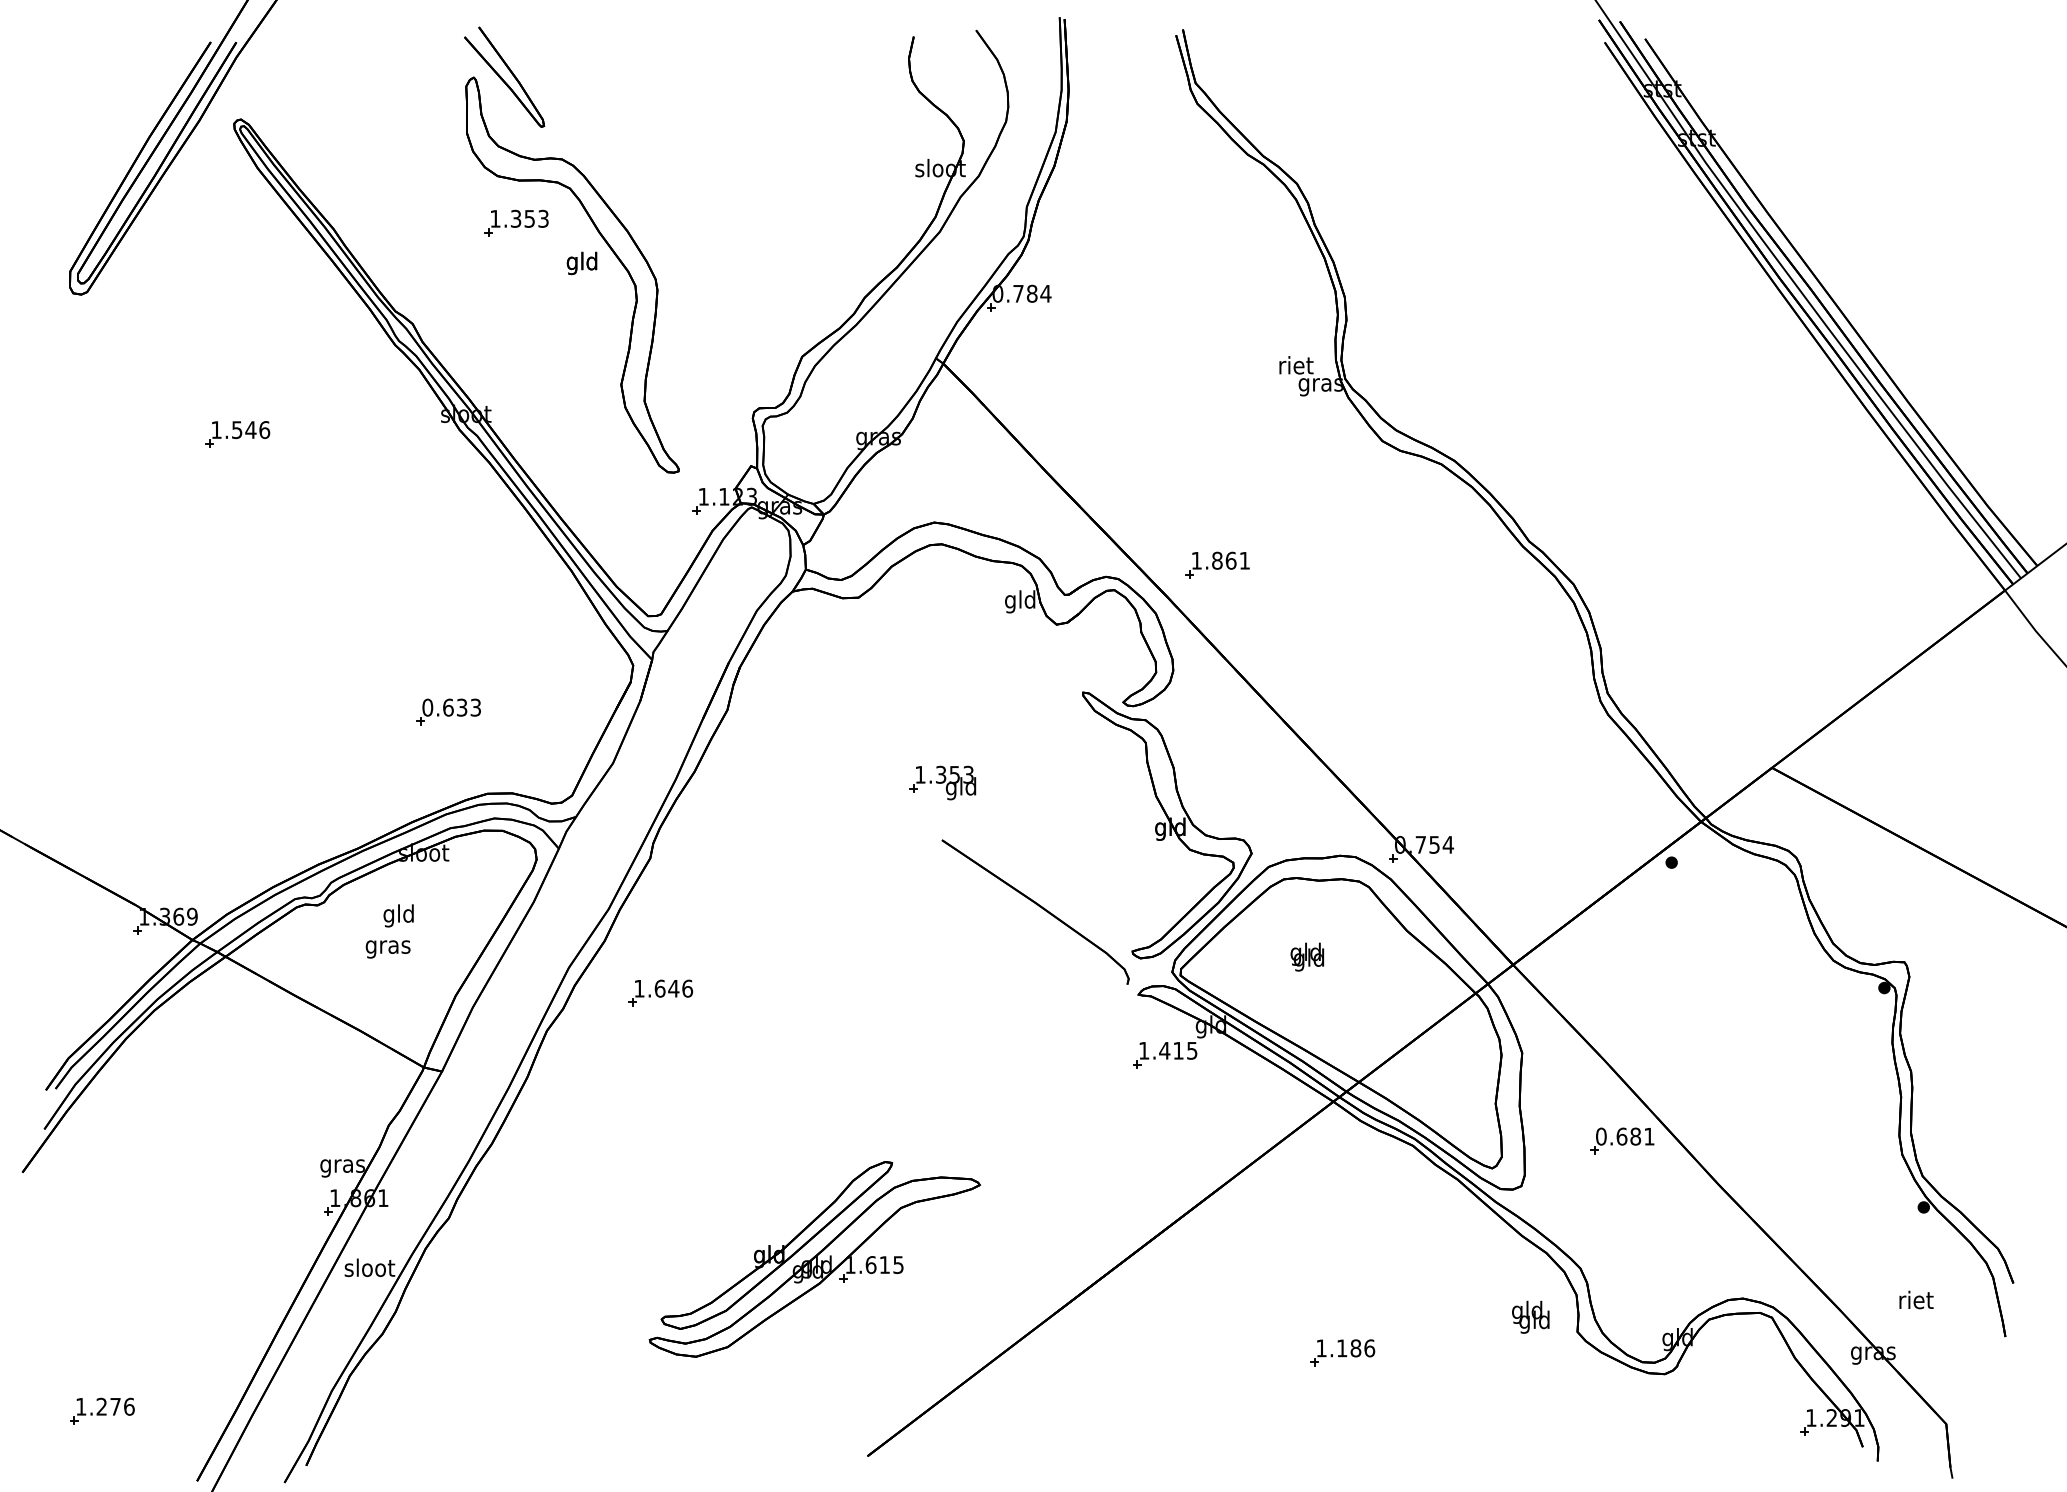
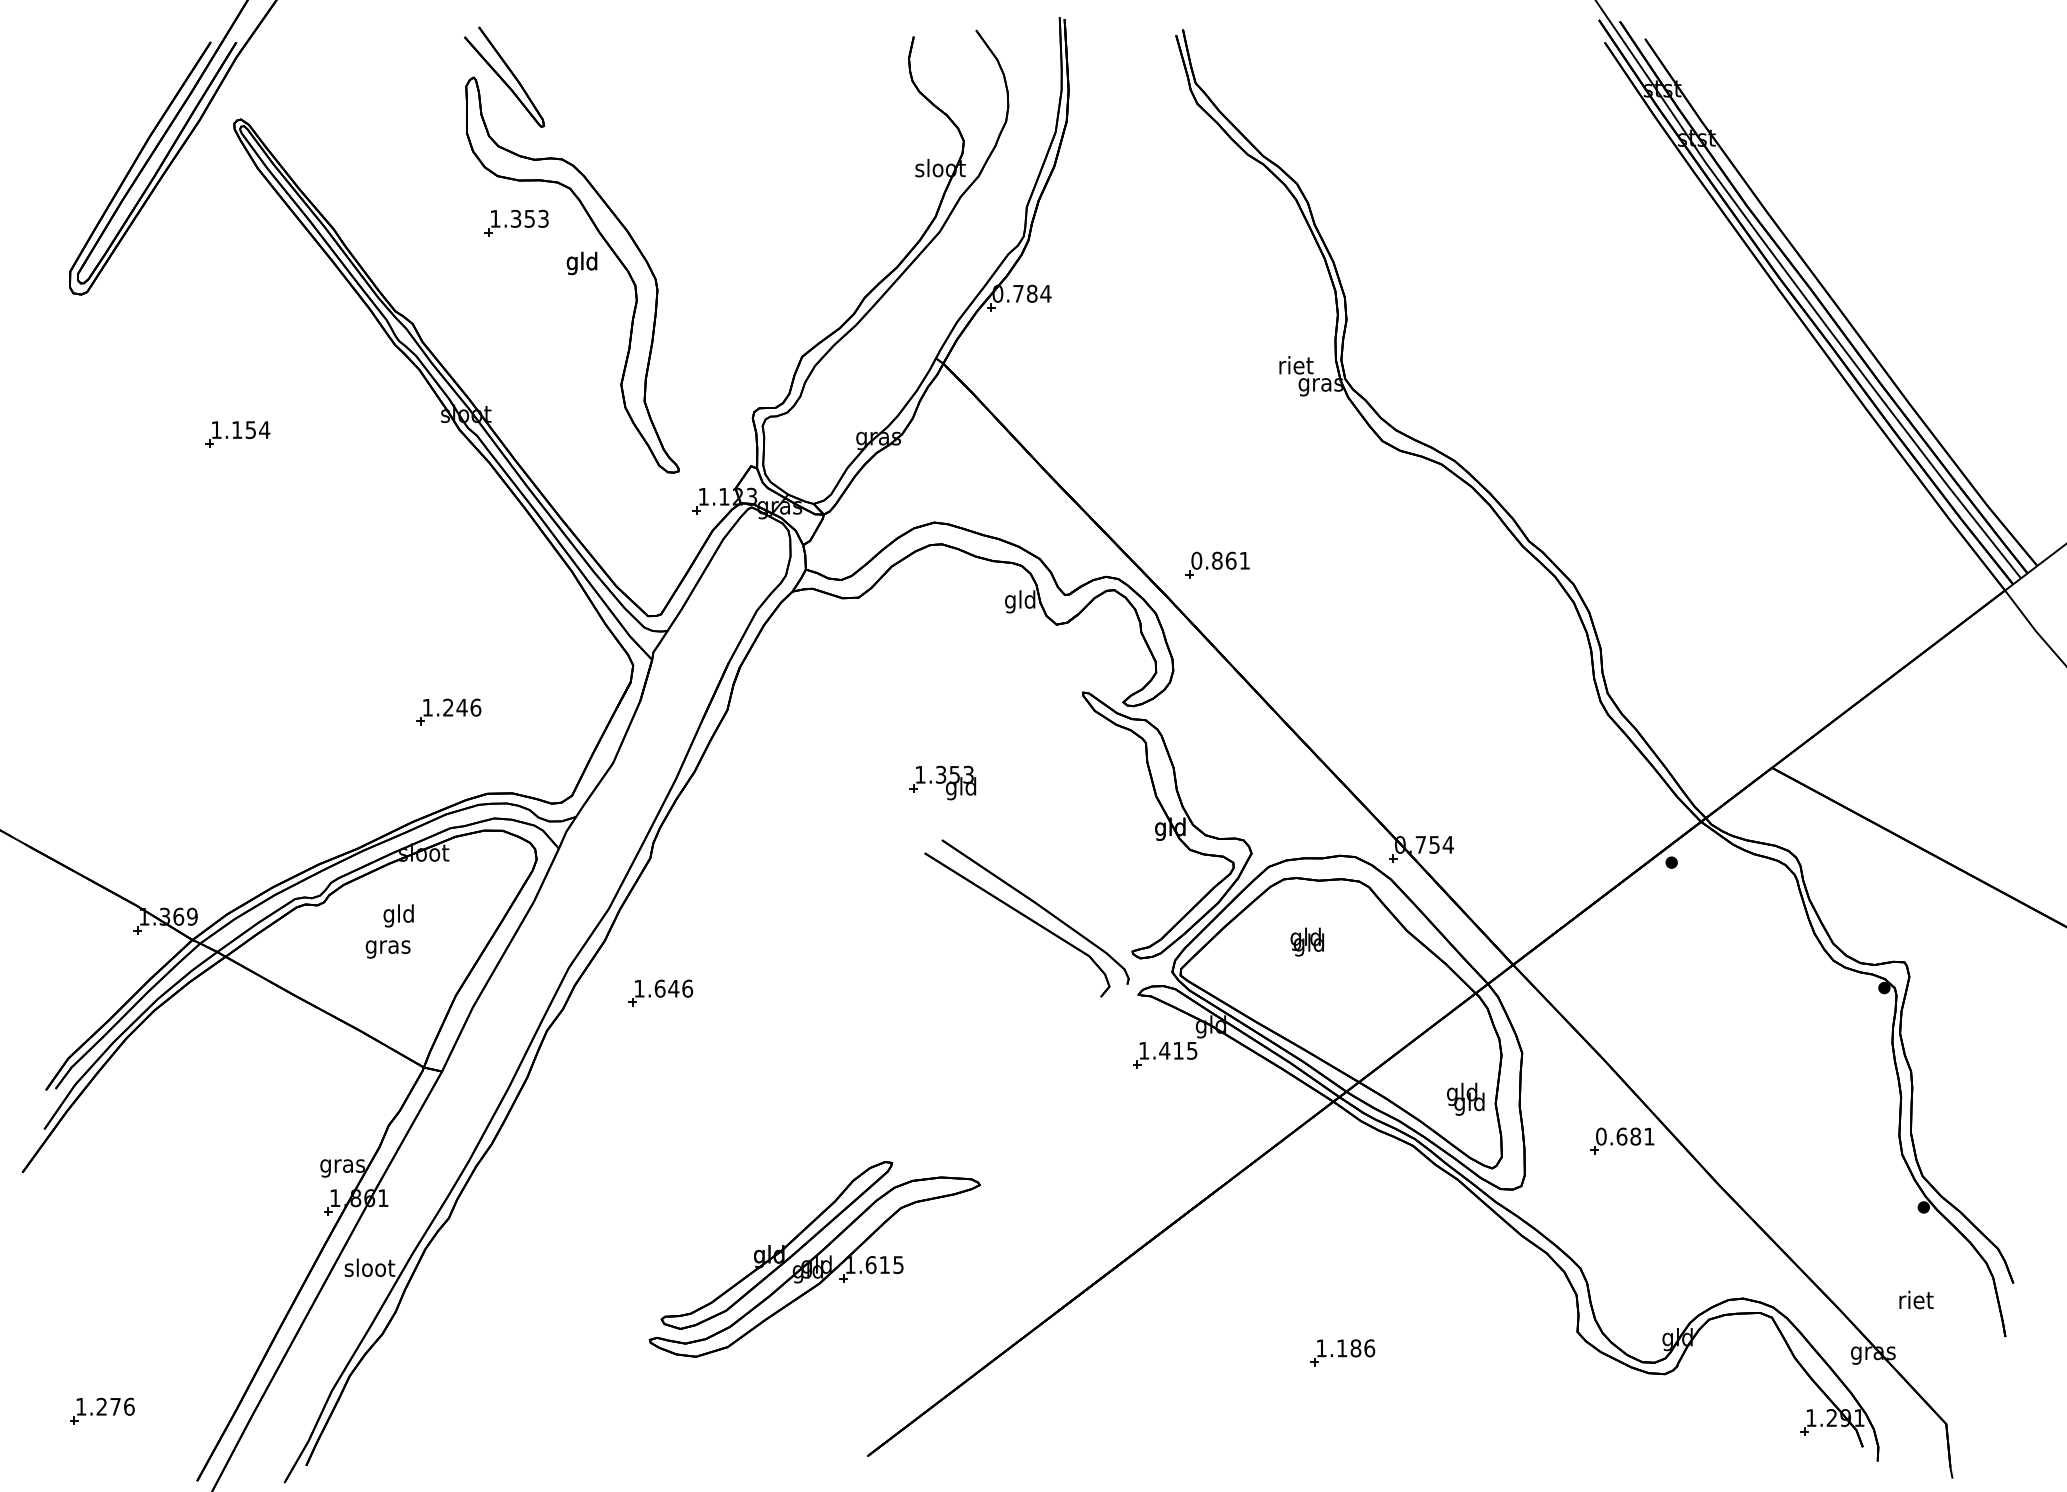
text: 1.546 -> 1.154 (251, 430)
text: 1.861 -> 0.861 (1196, 560)
text: 0.633 -> 1.246 (451, 707)
part: none -> present (1023, 916)
text position: (1306, 956) -> (1306, 941) (1306, 941)
text position: (1530, 1316) -> (1465, 1098) (1465, 1098)
